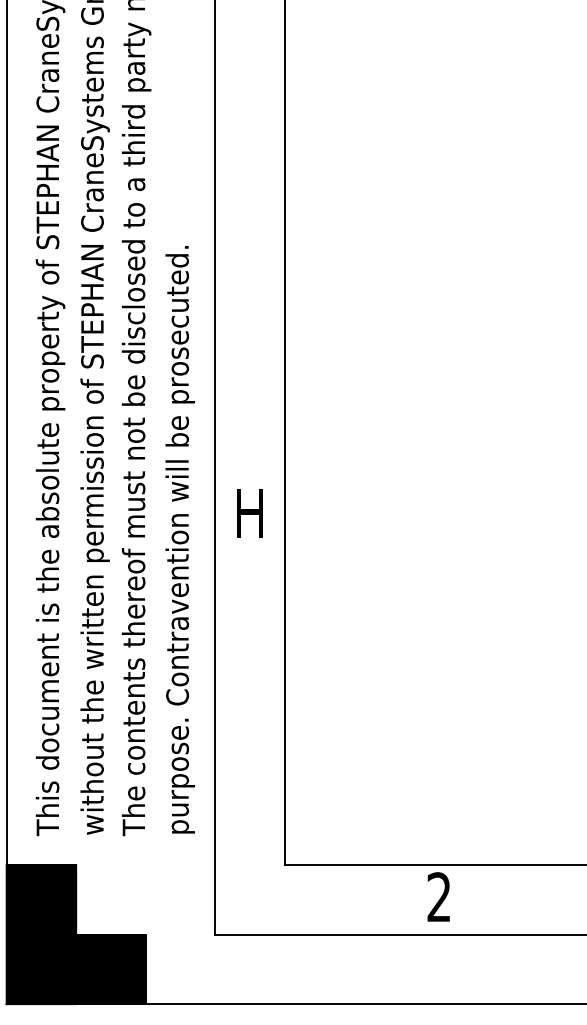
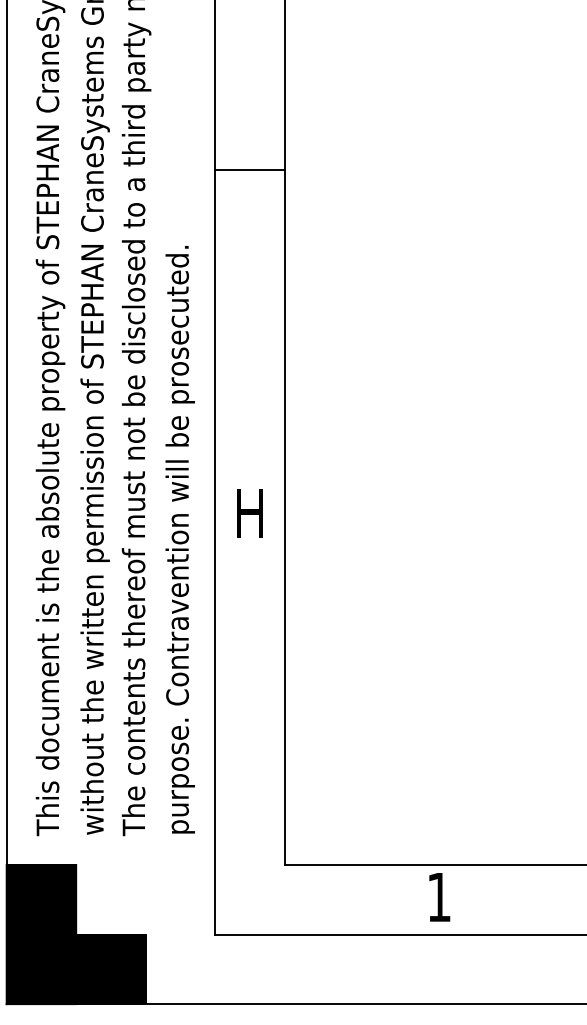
line: none -> present (249, 170)
text: 2 -> 1 (438, 896)
